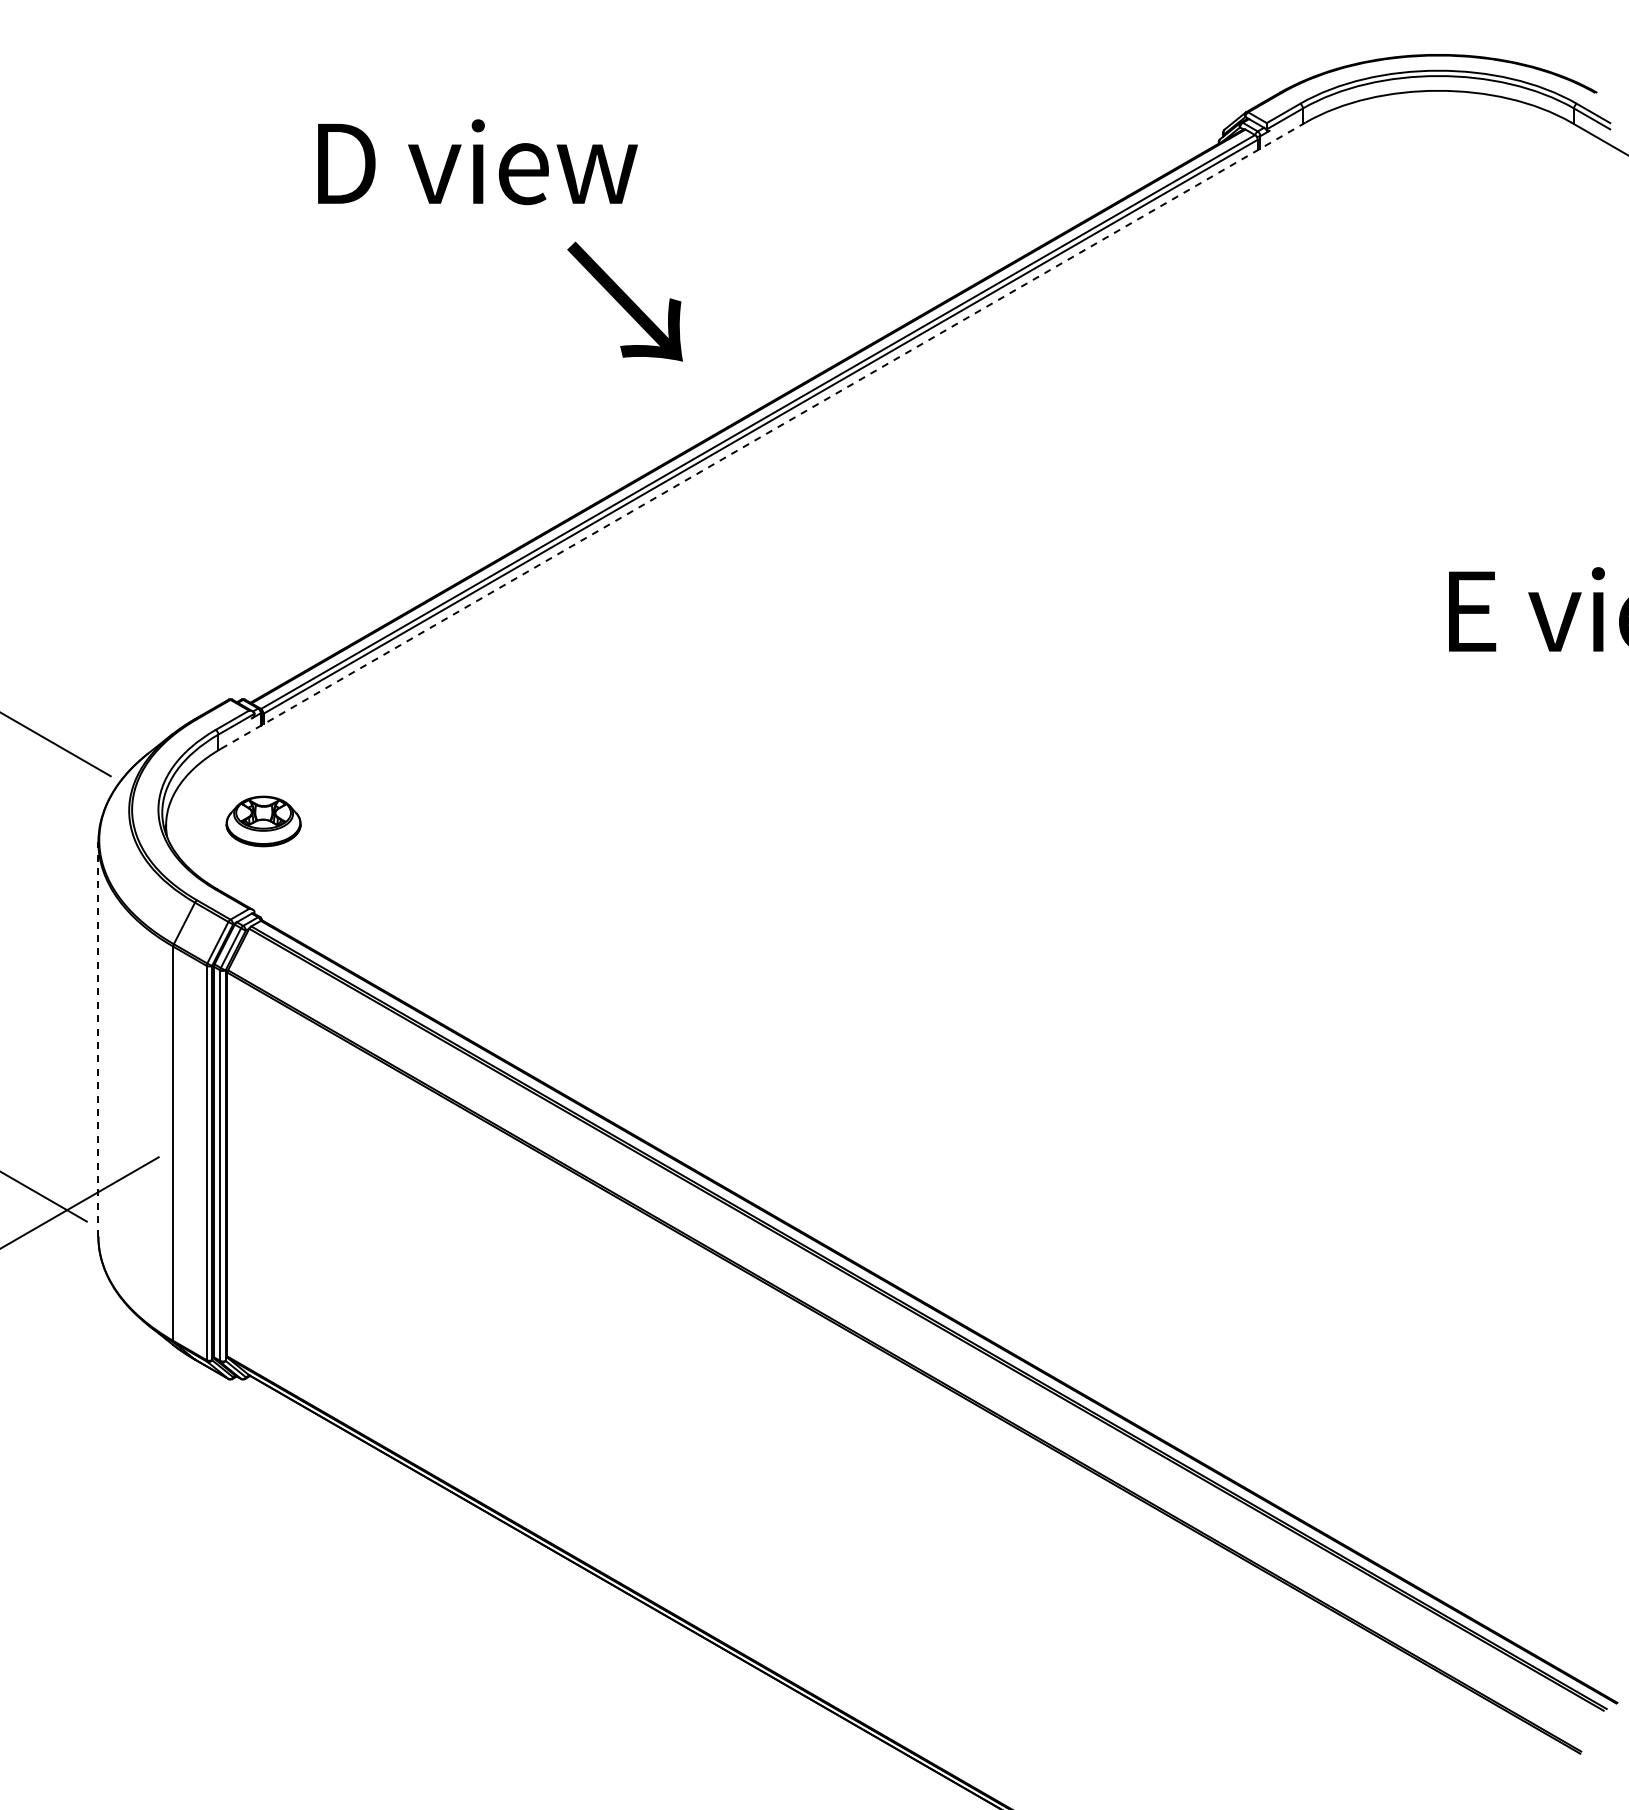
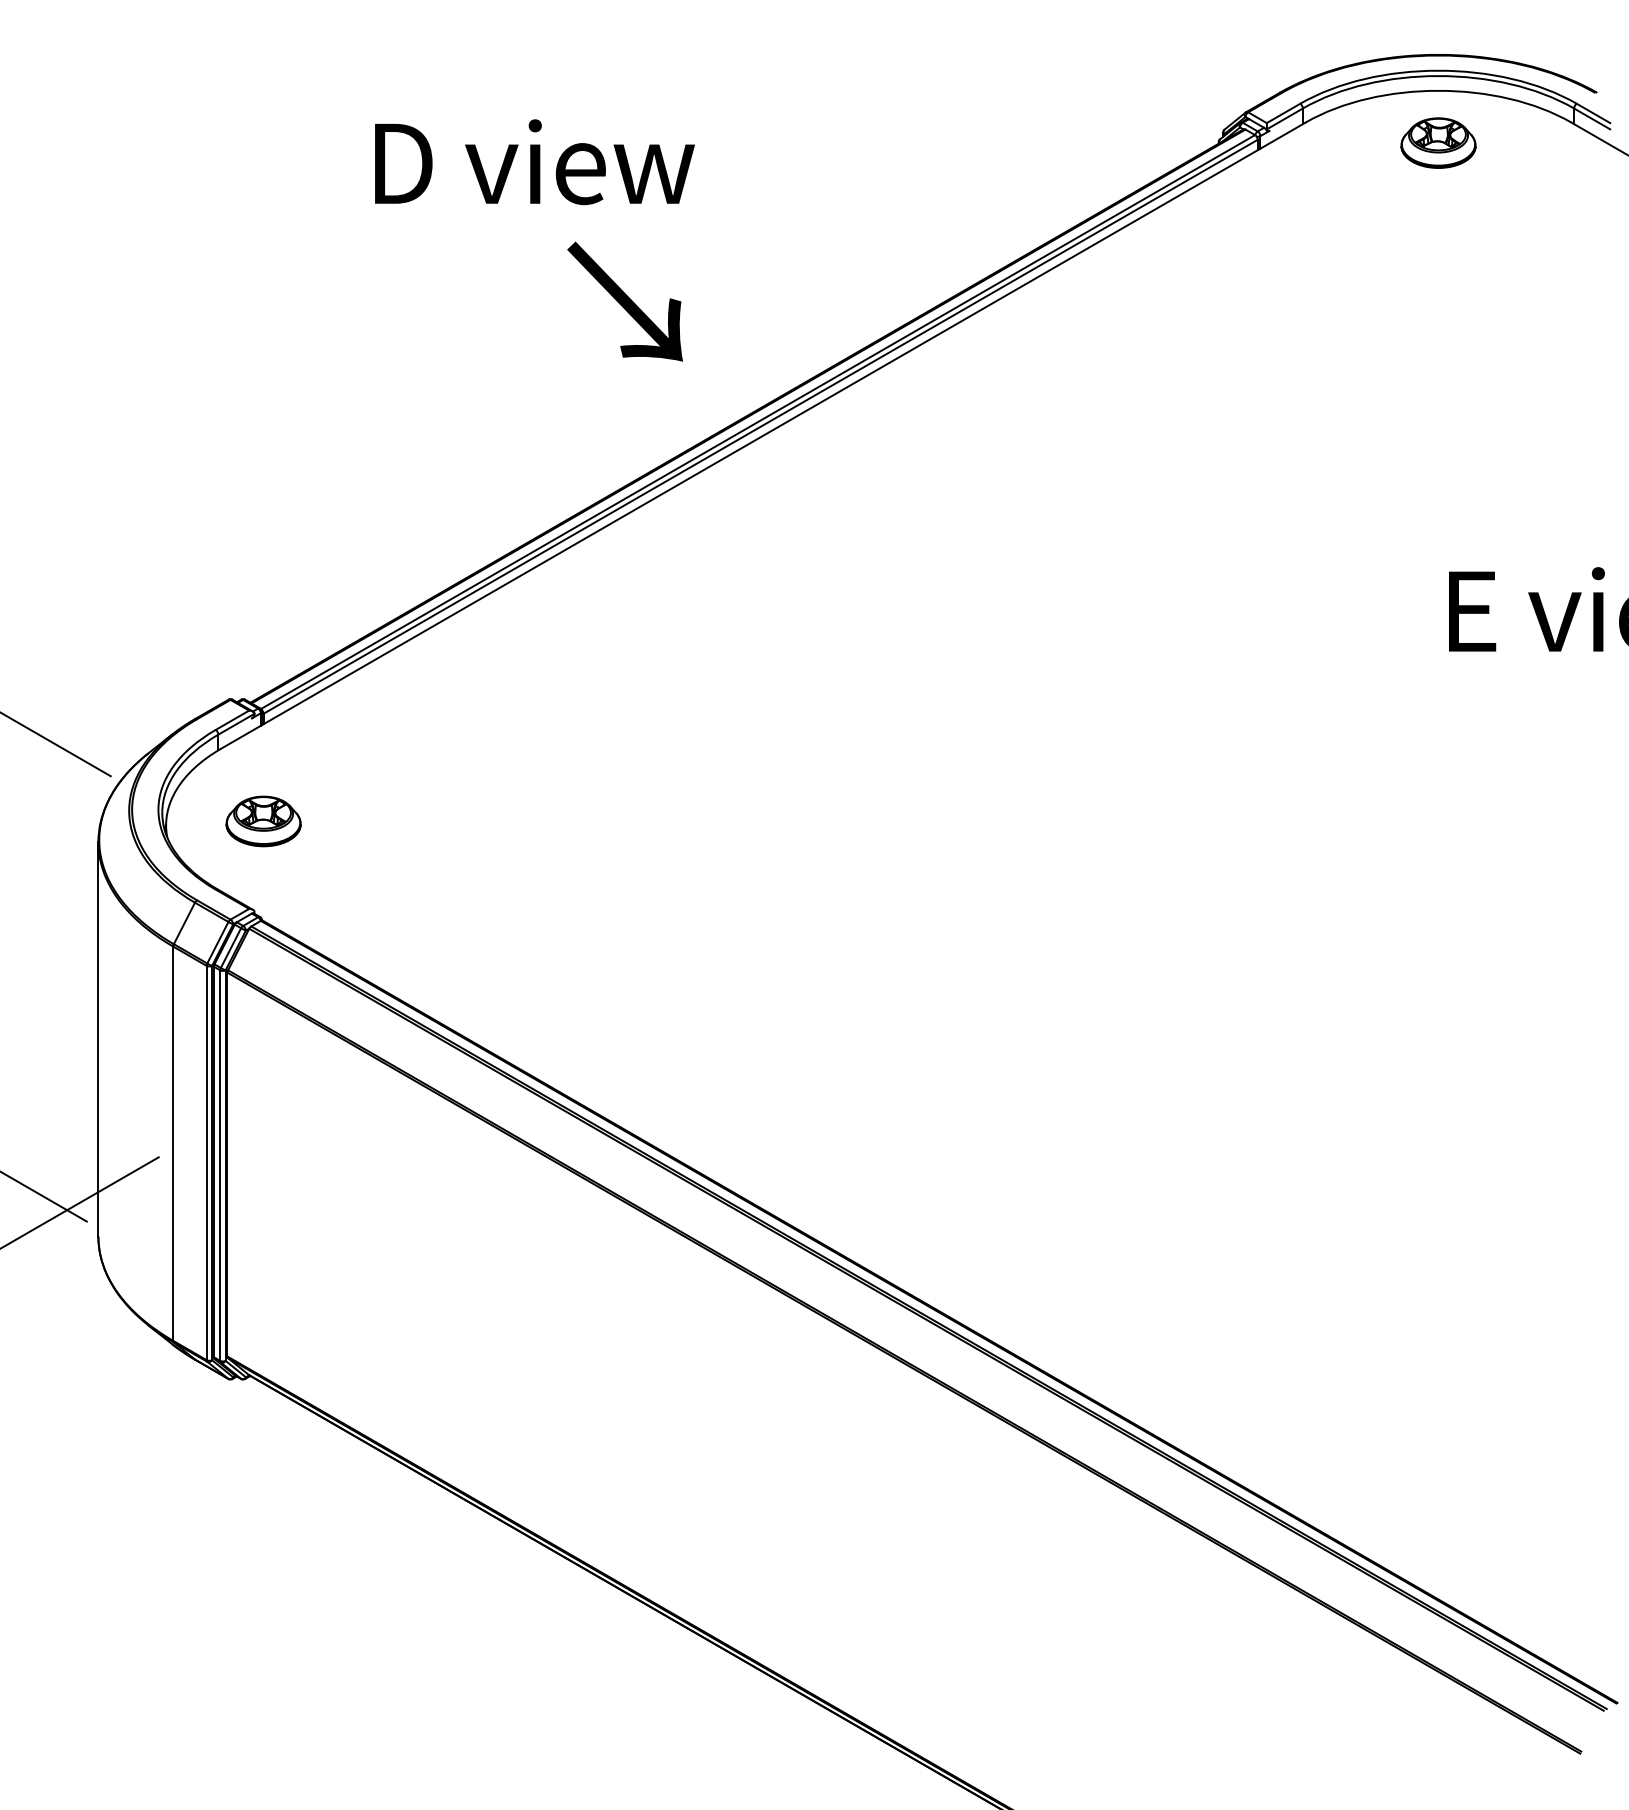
part: none -> present (1438, 142)
text position: (477, 162) -> (534, 162) (534, 162)
line: dashed -> solid (763, 435)
line: dashed -> solid (98, 1038)
